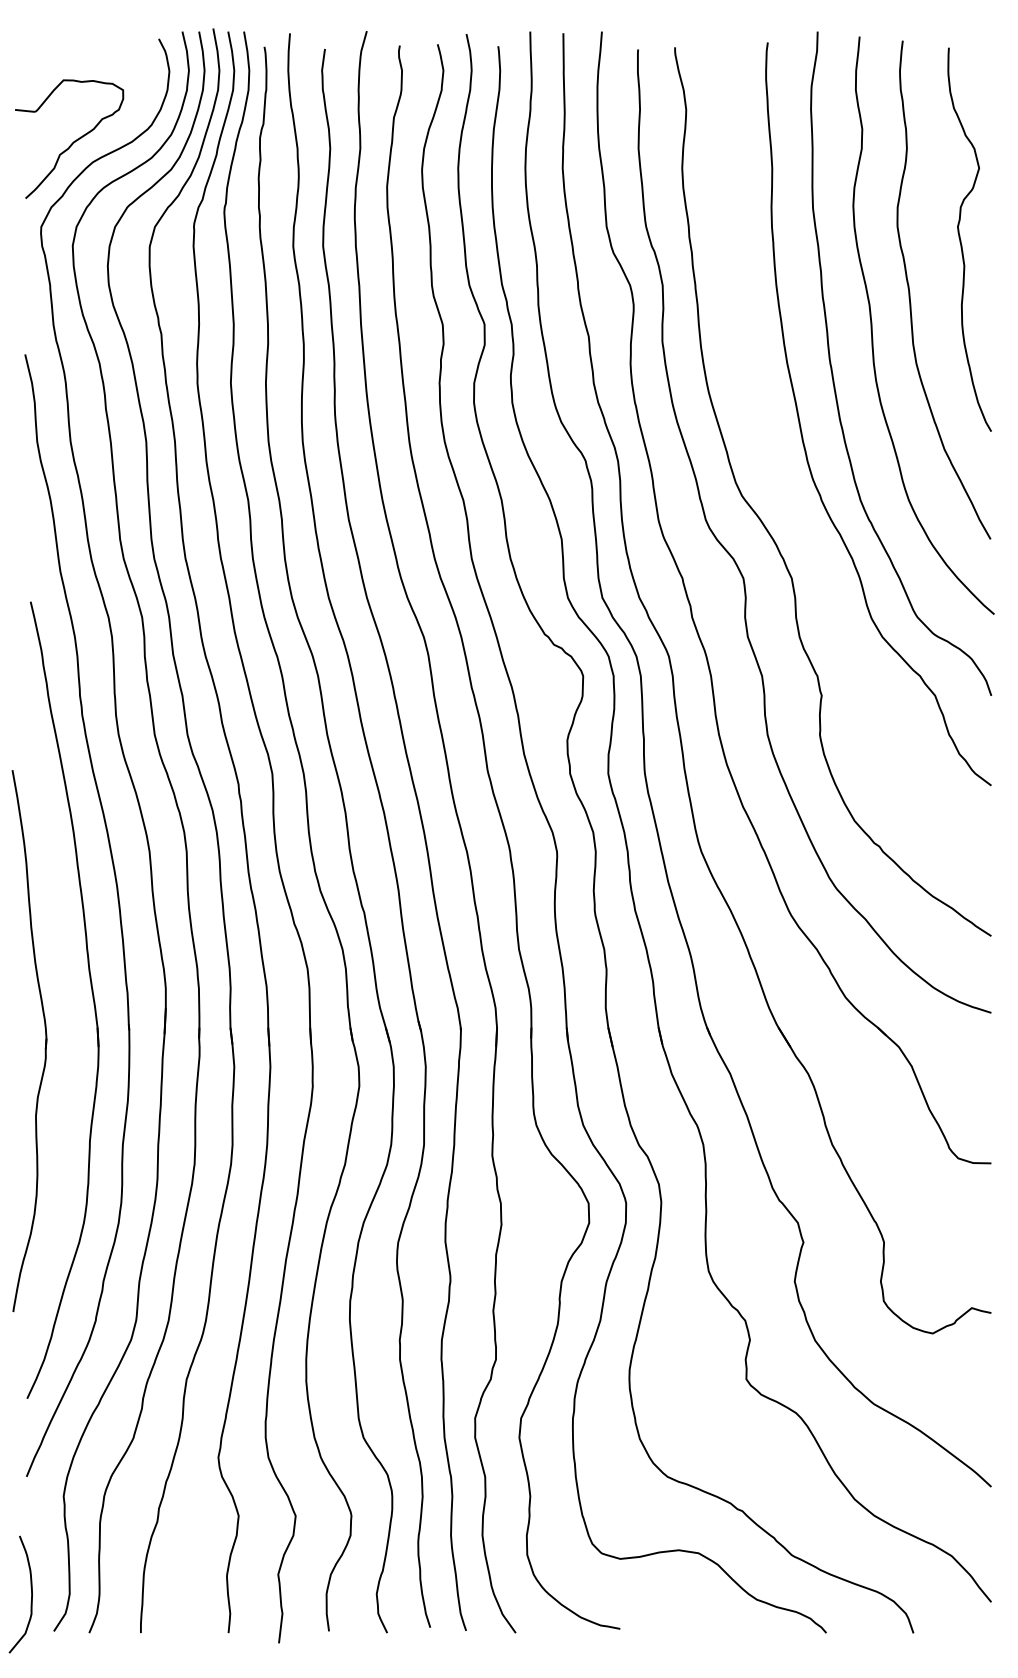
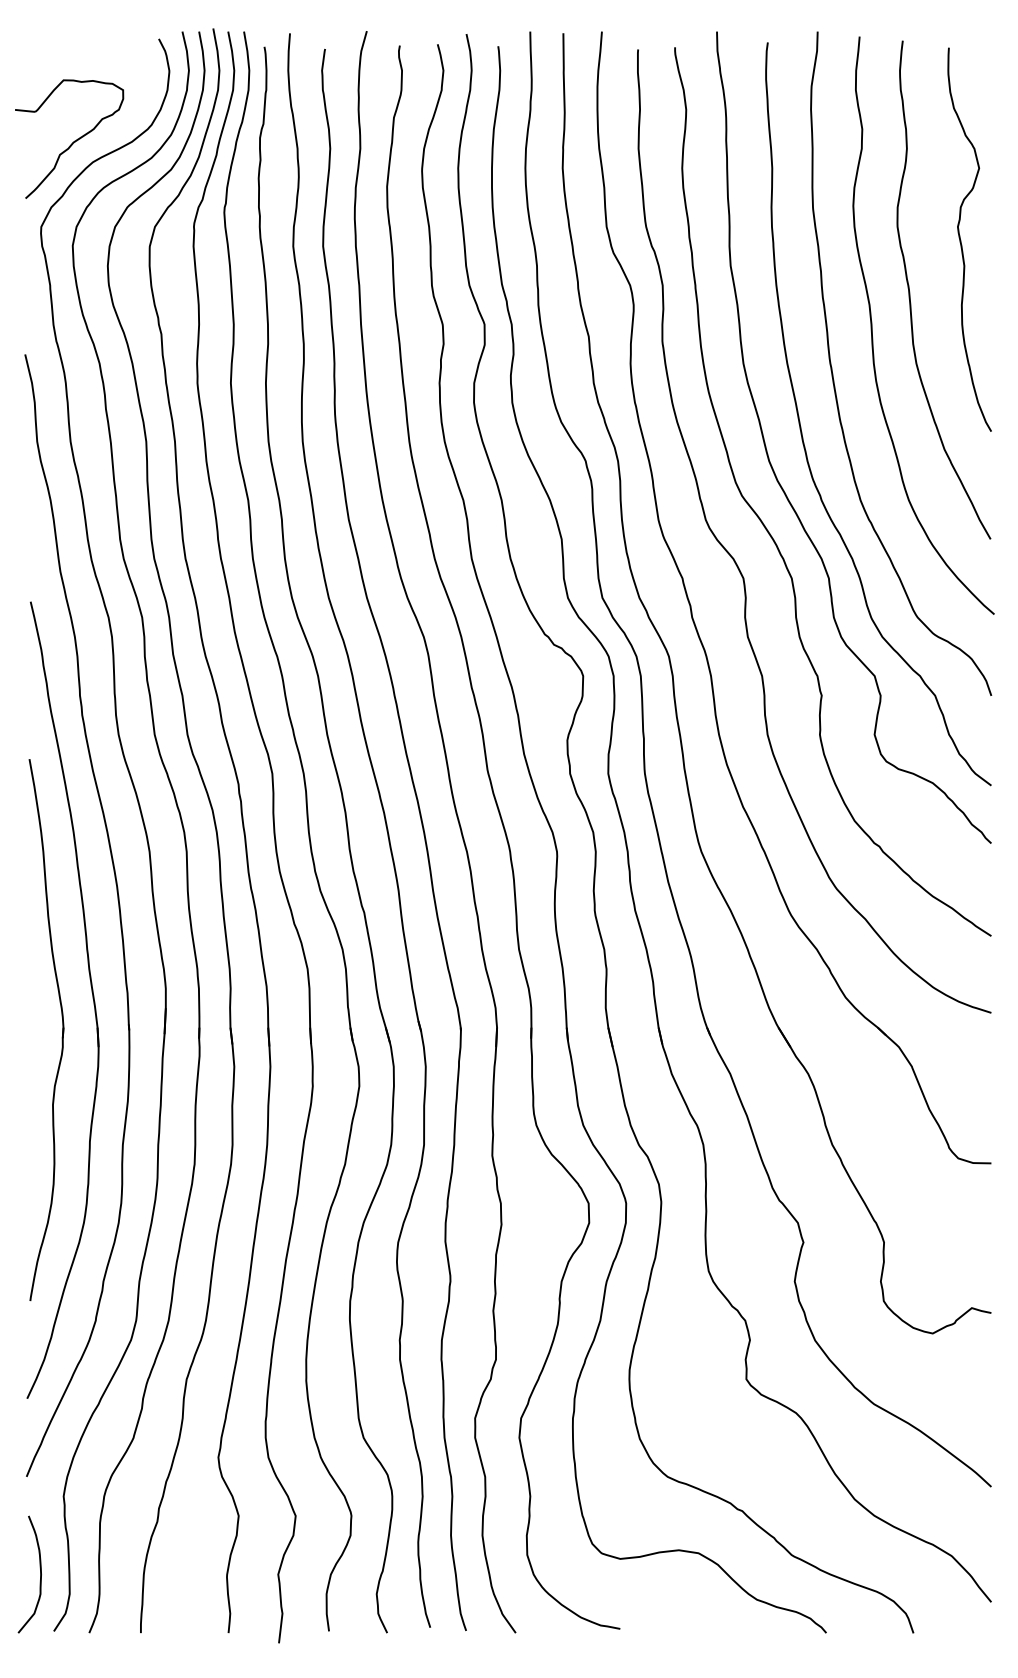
curve: none -> present (774, 470)
part position: (45, 1041) -> (62, 1030) (62, 1030)
curve position: (31, 1594) -> (40, 1574) (40, 1574)
